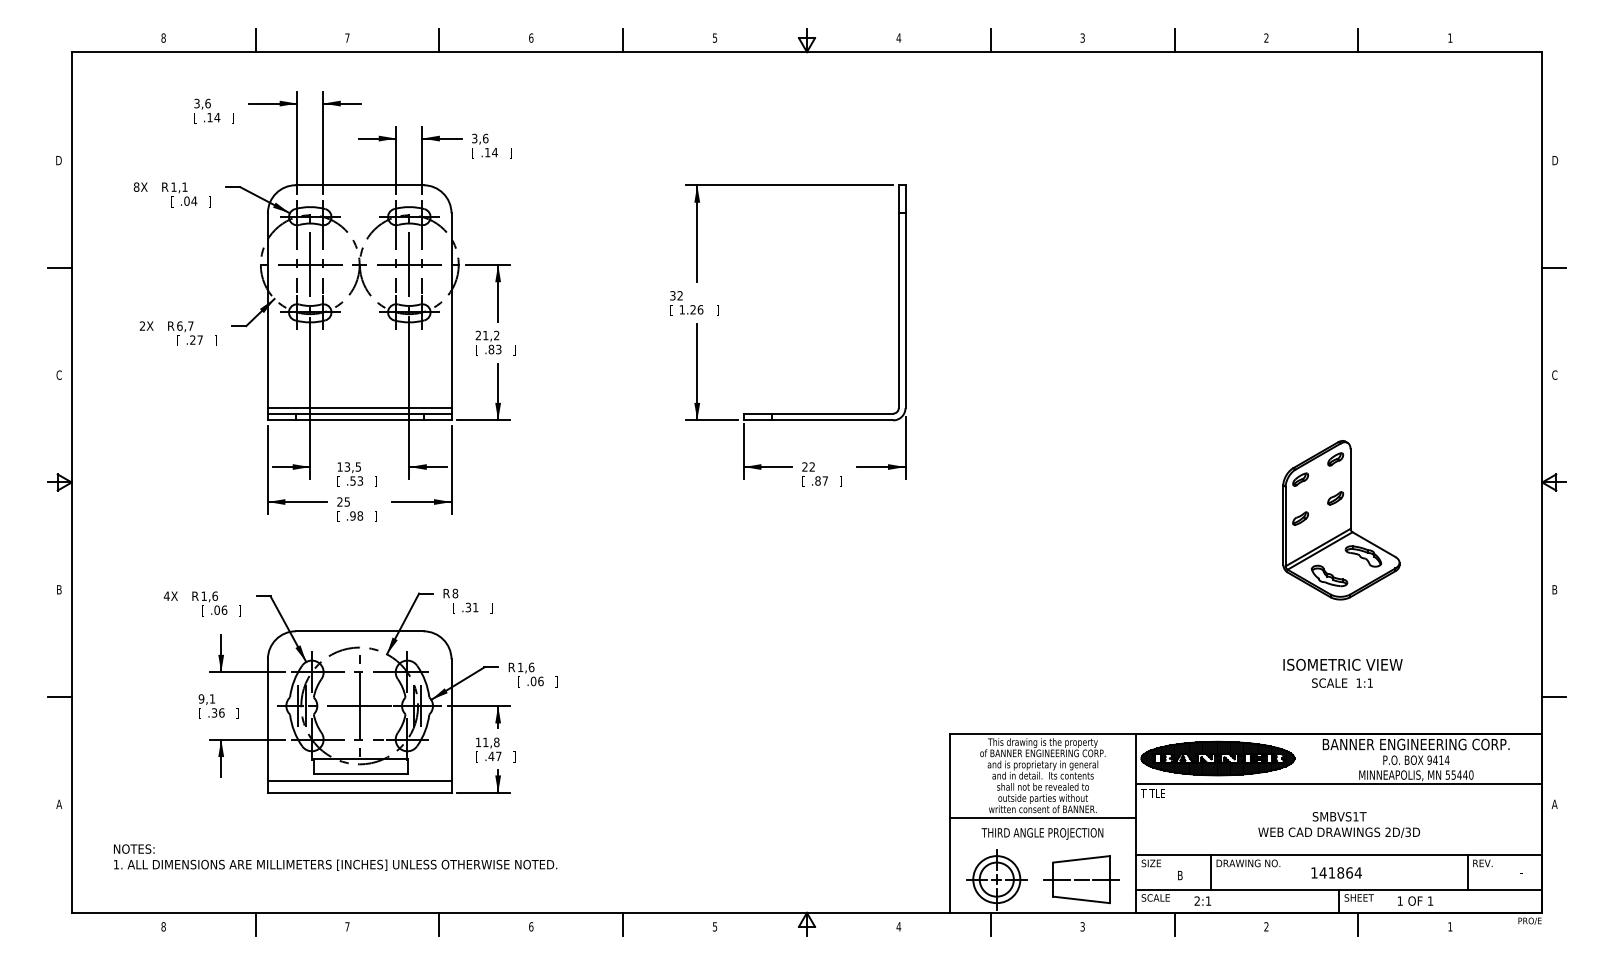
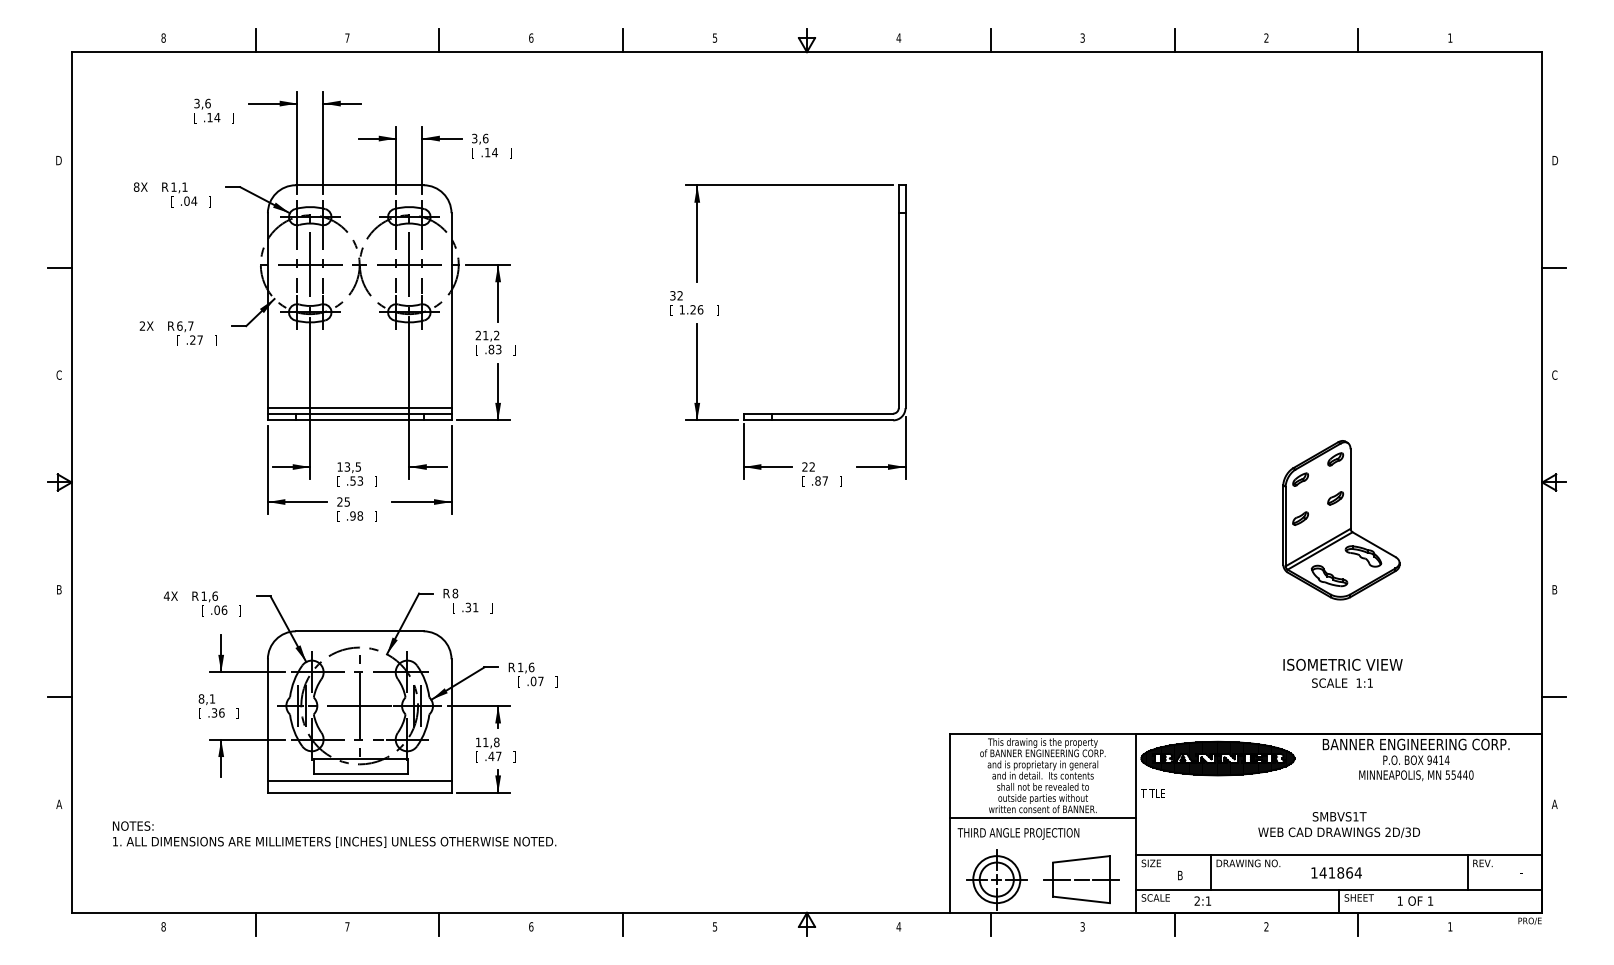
text: .06 -> .07 (540, 681)
text: 9,1 -> 8,1 (201, 698)
line: present -> none (1339, 784)
text position: (1042, 833) -> (1018, 833) (1018, 833)
text position: (335, 857) -> (334, 834) (334, 834)
